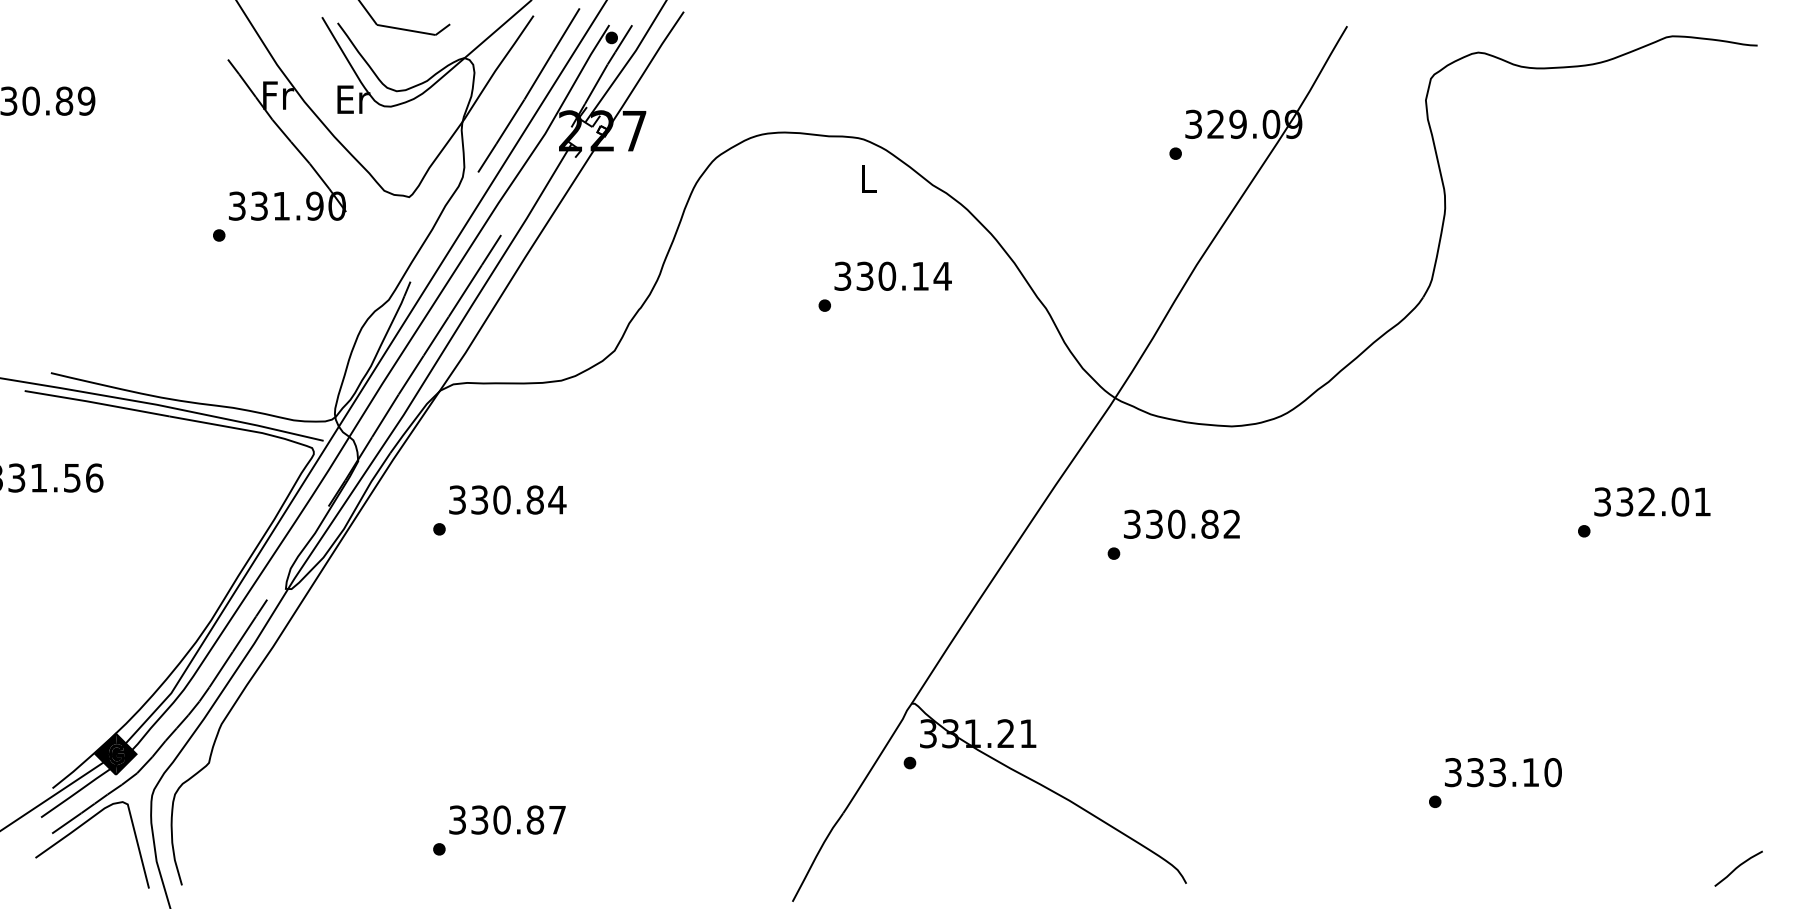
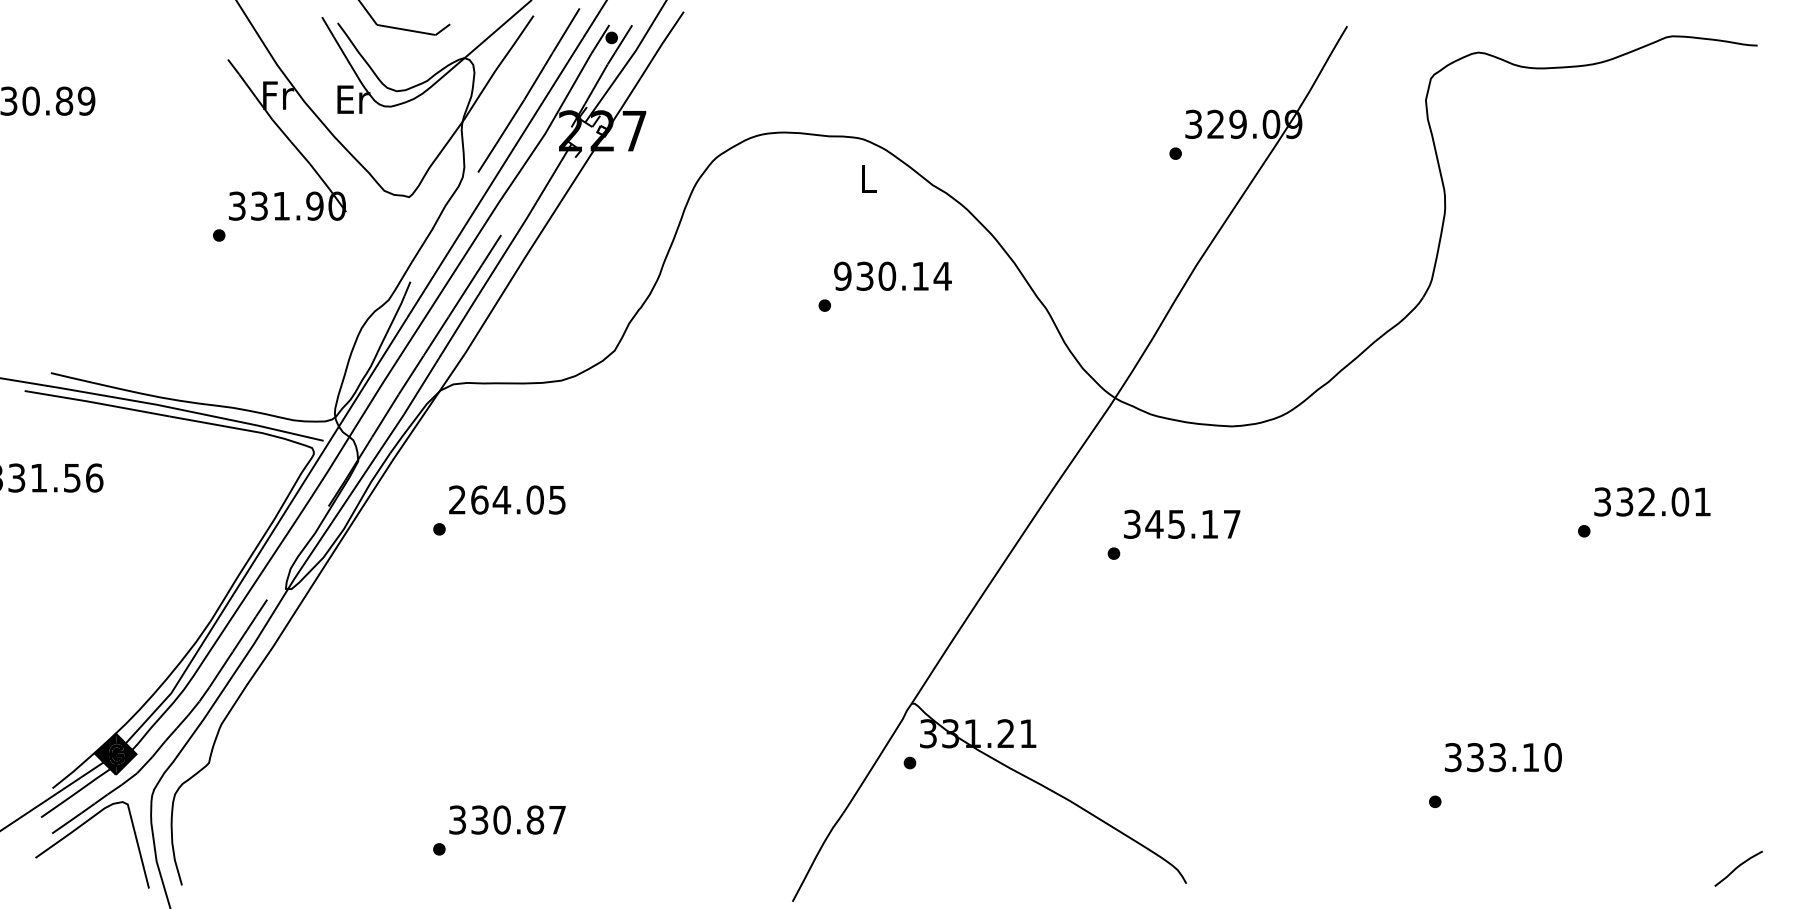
text: 330.14 -> 930.14 (842, 275)
text: 330.84 -> 264.05 (507, 499)
text: 330.82 -> 345.17 (1192, 523)
text position: (1503, 772) -> (1503, 757) (1503, 757)
